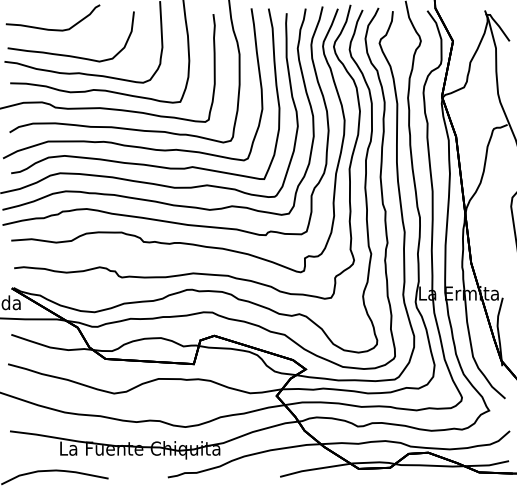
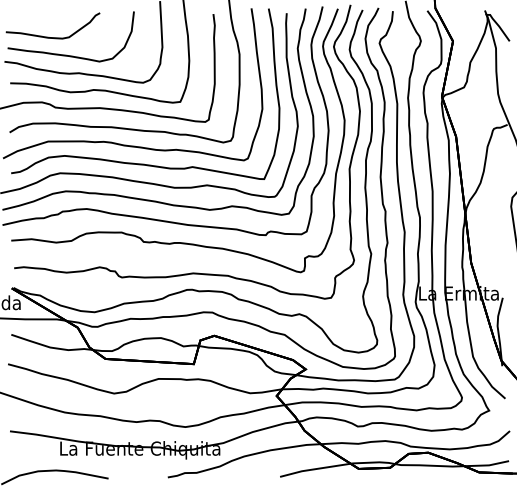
curve position: (48, 28) -> (48, 36) (48, 36)
